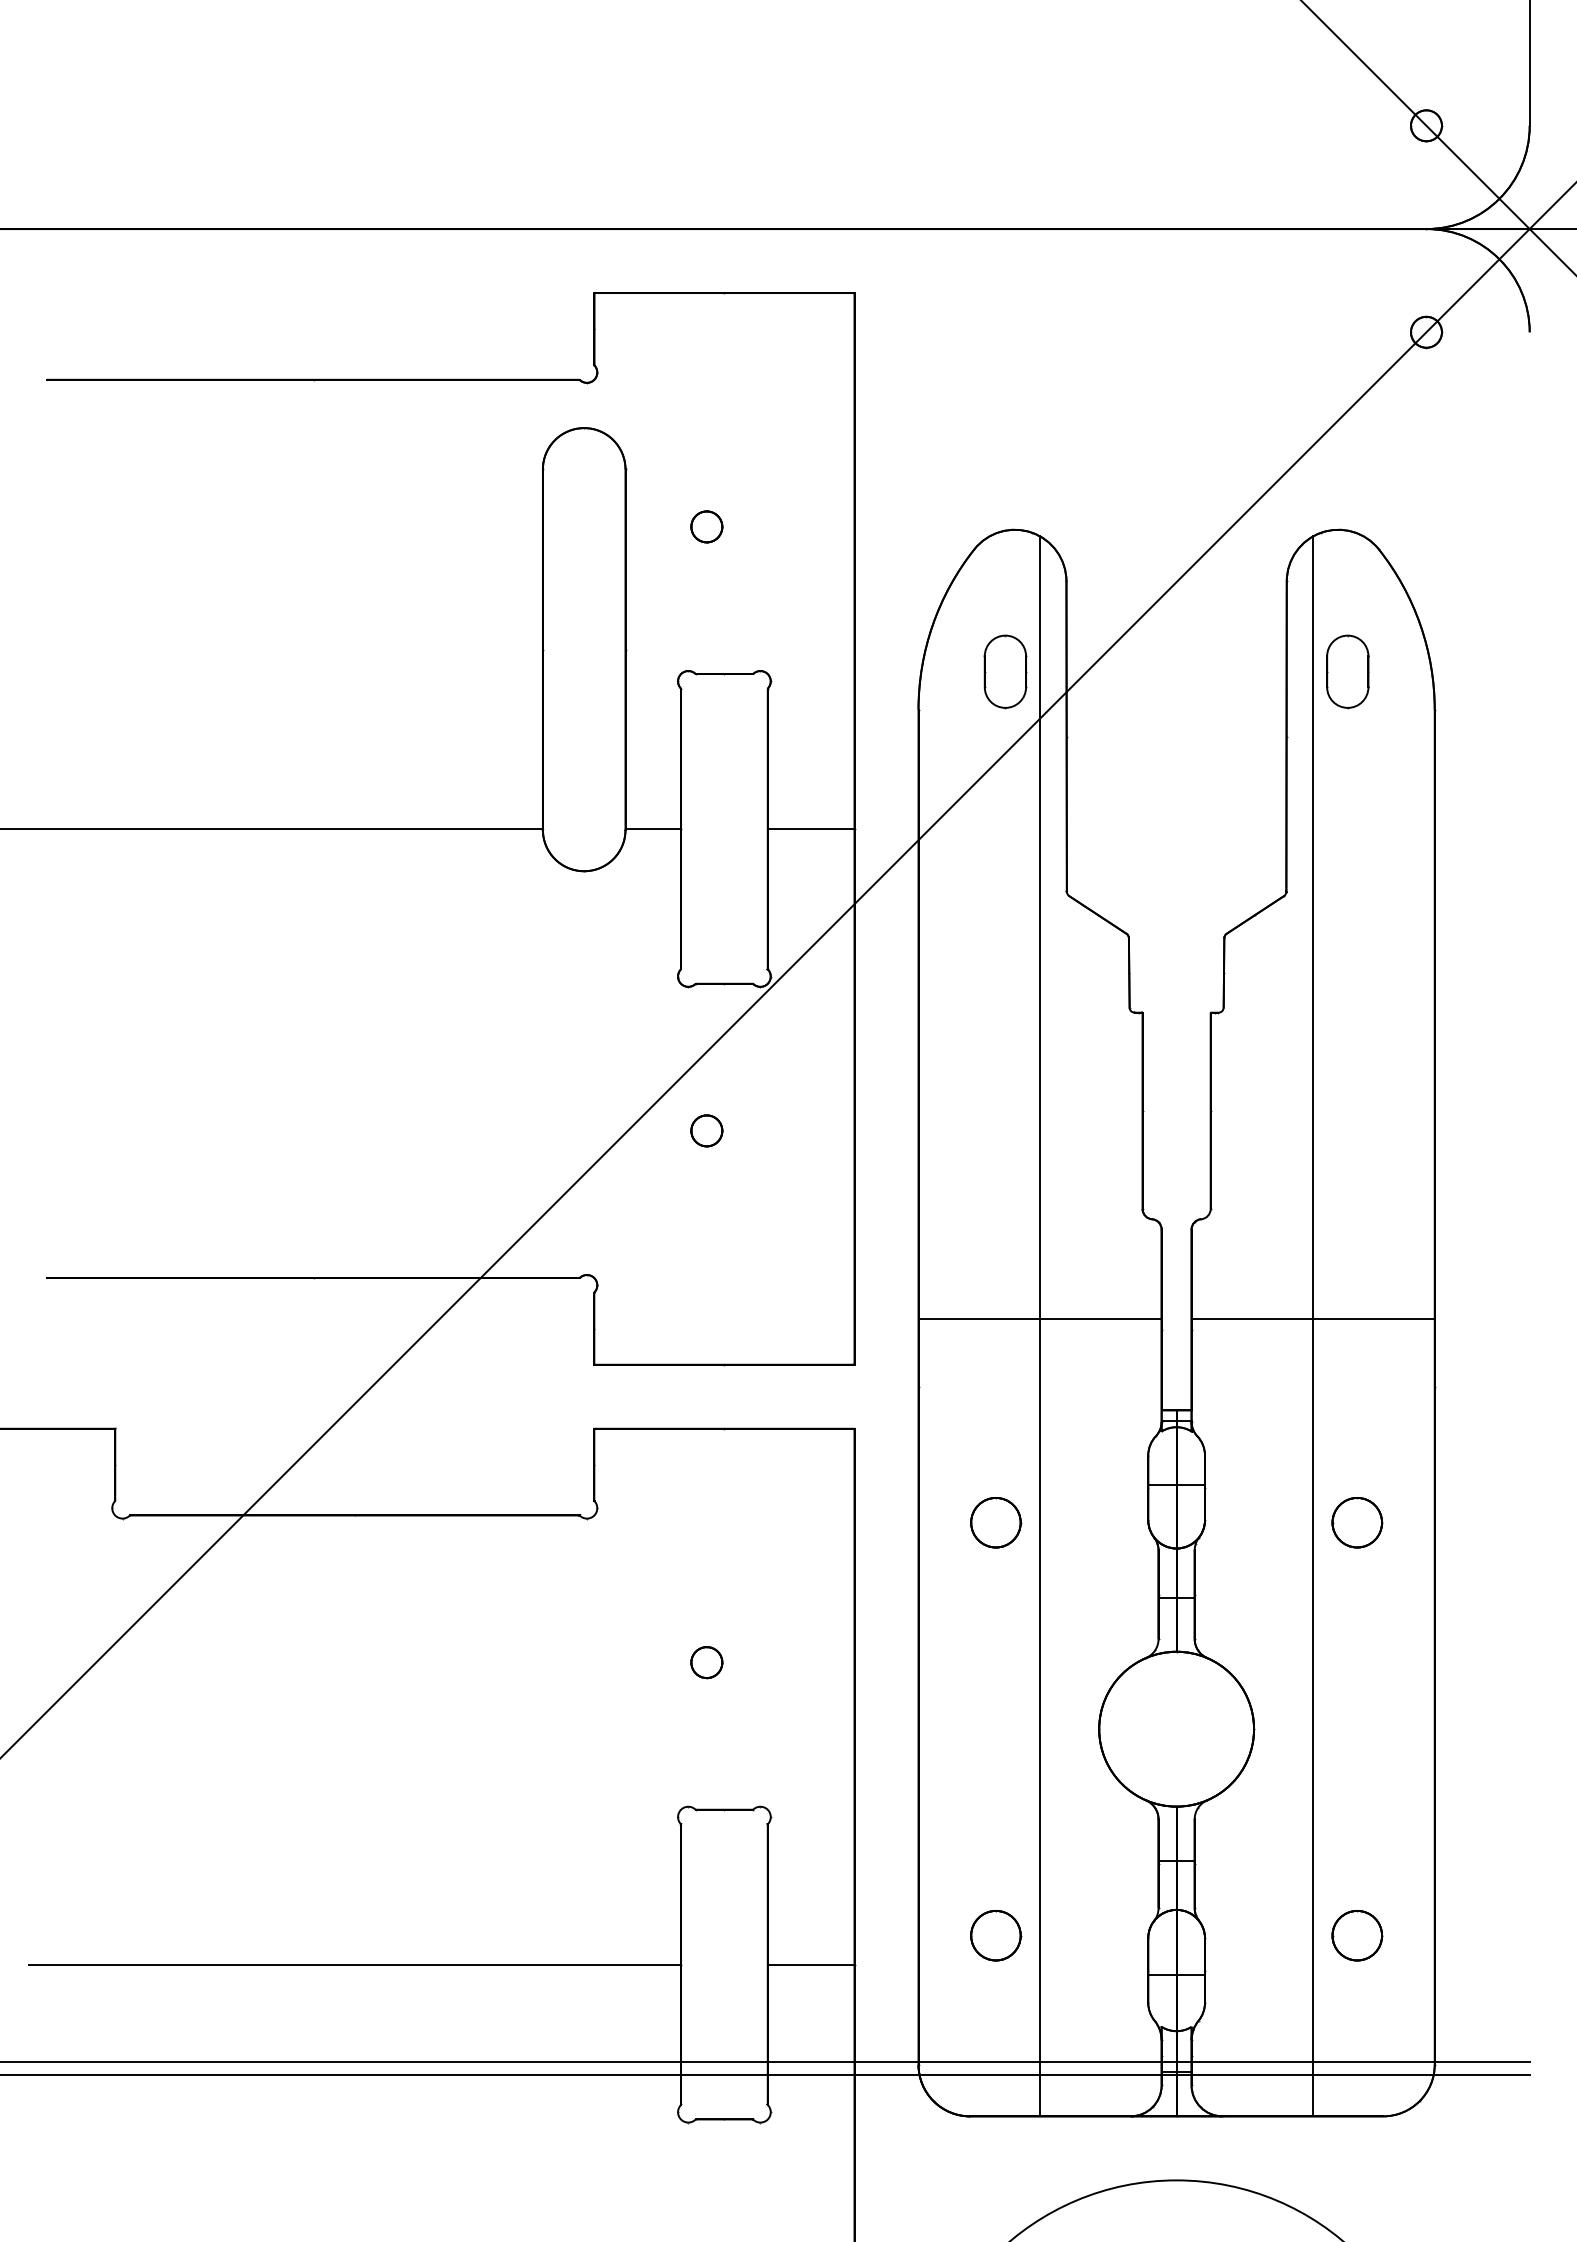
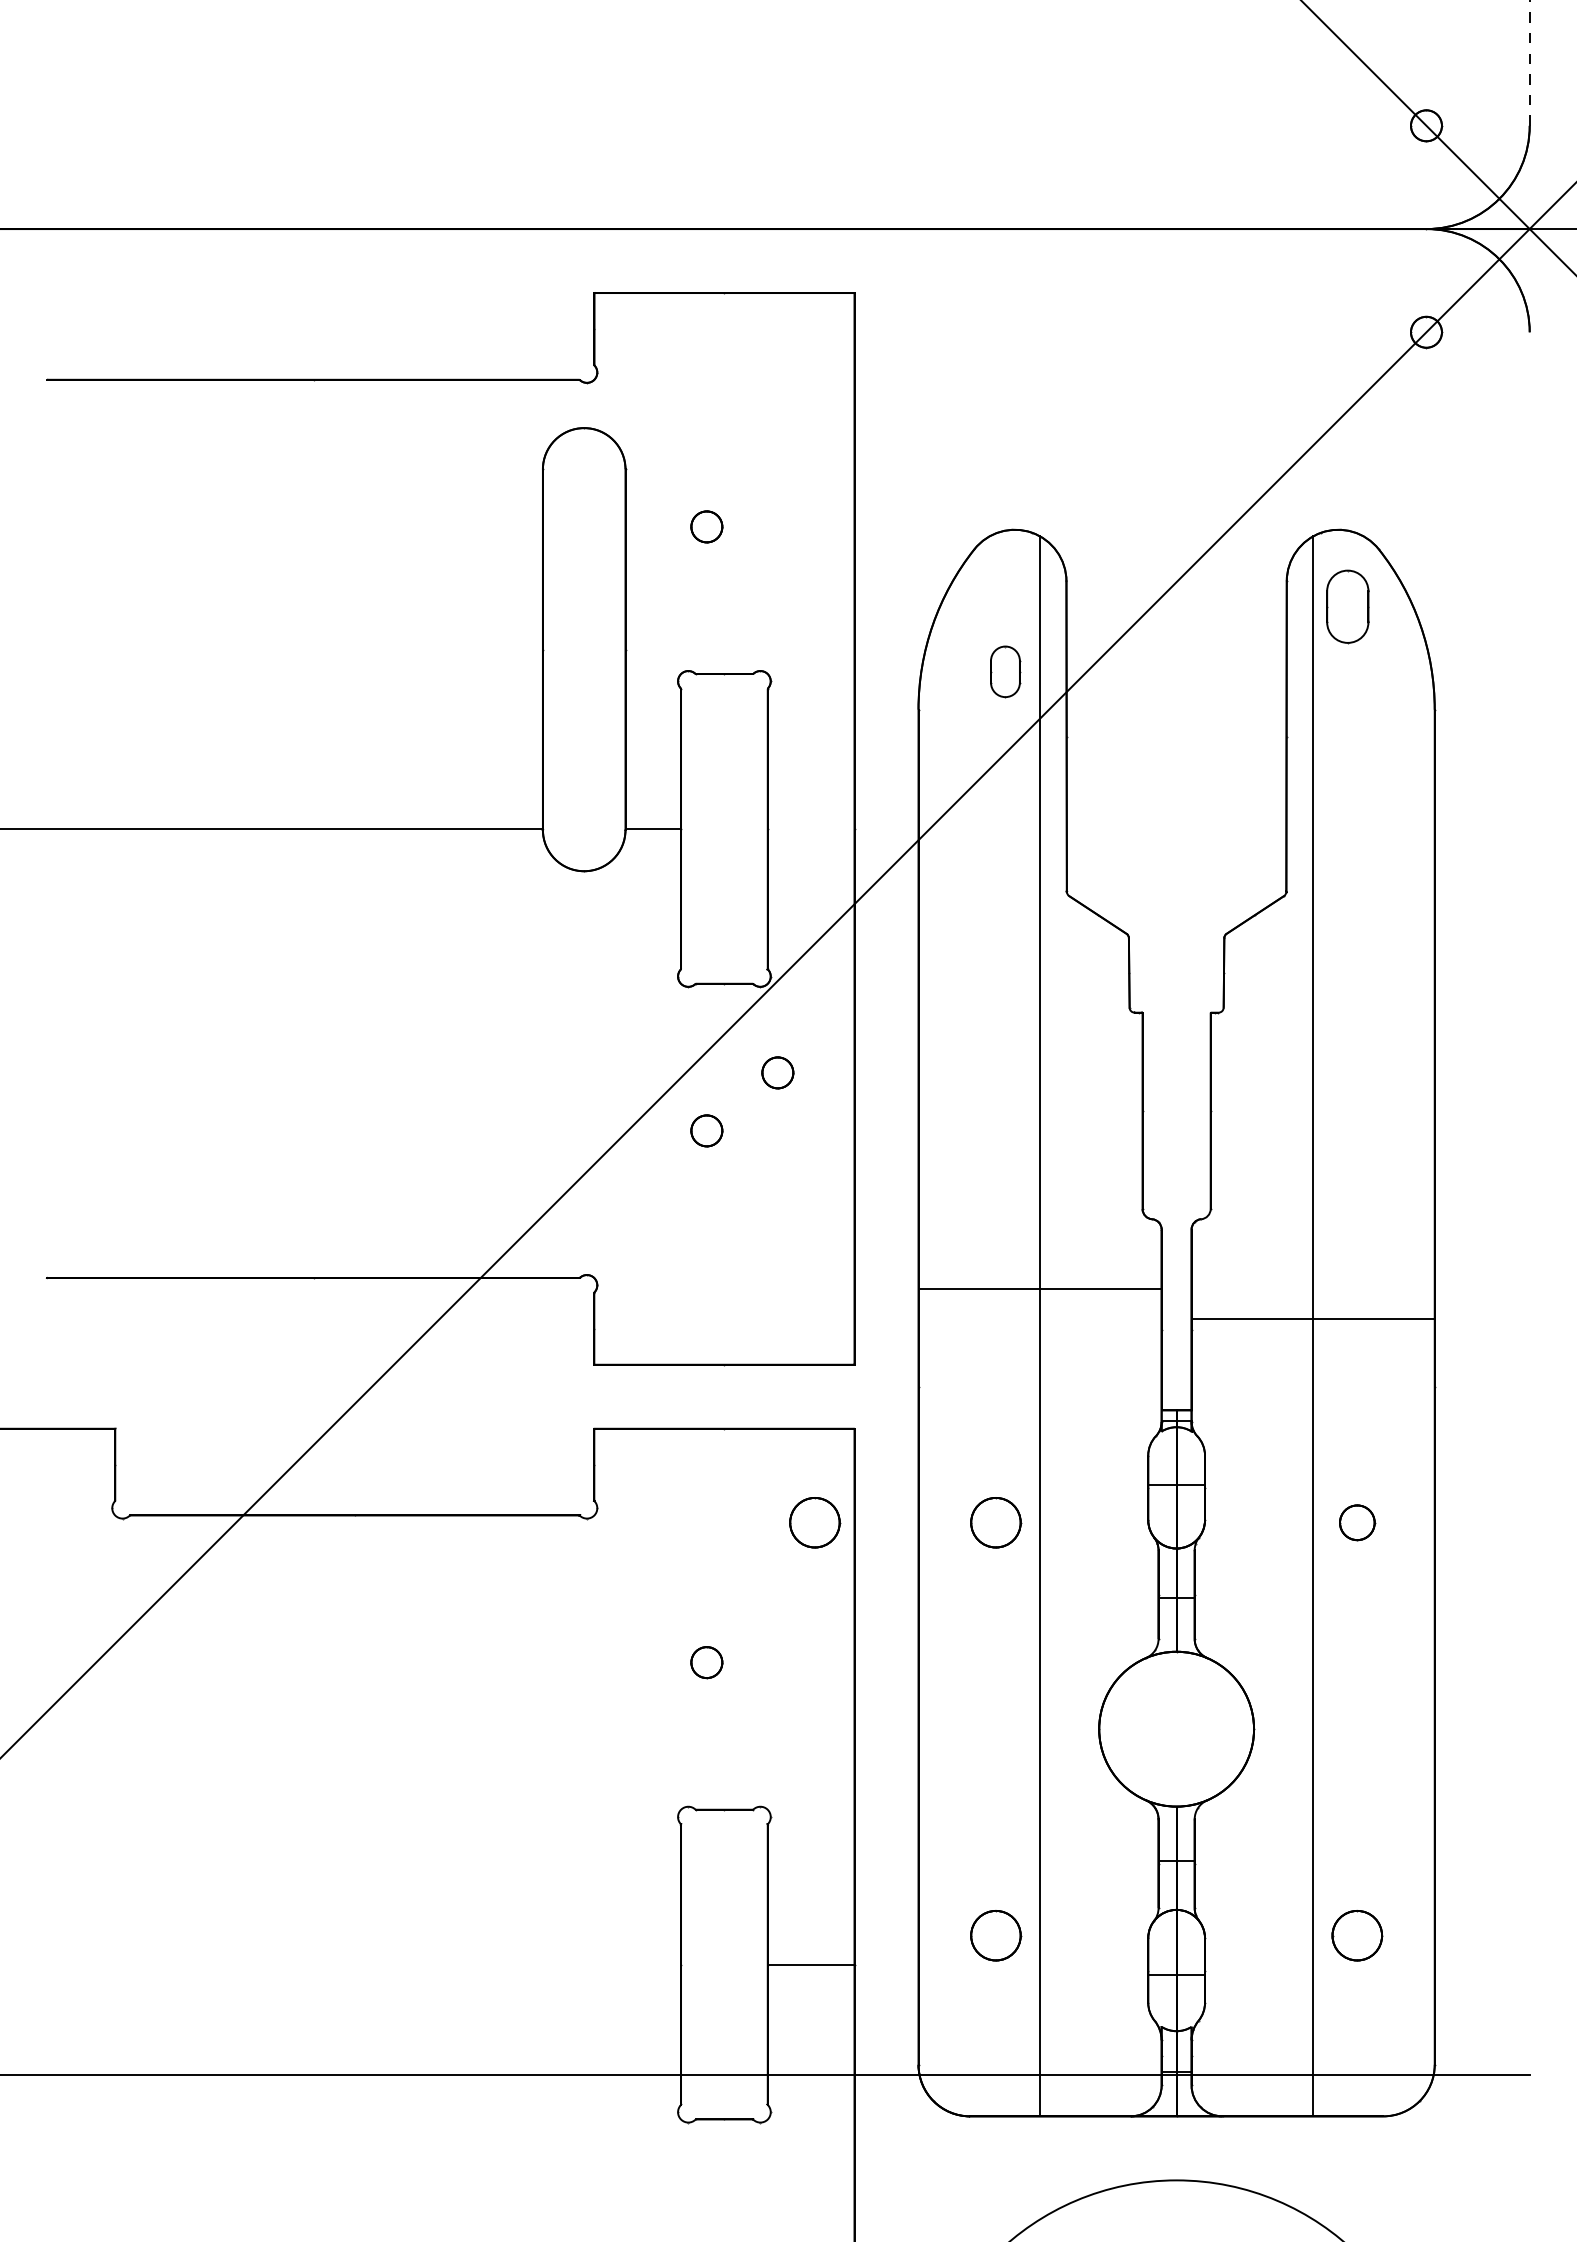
line: solid -> dashed (1529, 62)
part size: 45x76 px -> 32x54 px (1005, 671)
part position: (1347, 671) -> (1347, 606) (1347, 606)
line: present -> none (810, 828)
part: none -> present (777, 1072)
line position: (1039, 1318) -> (1039, 1289) (1039, 1289)
part: none -> present (815, 1522)
part size: 53x52 px -> 38x38 px (1357, 1522)
line: present -> none (354, 1964)
line: present -> none (765, 2061)
